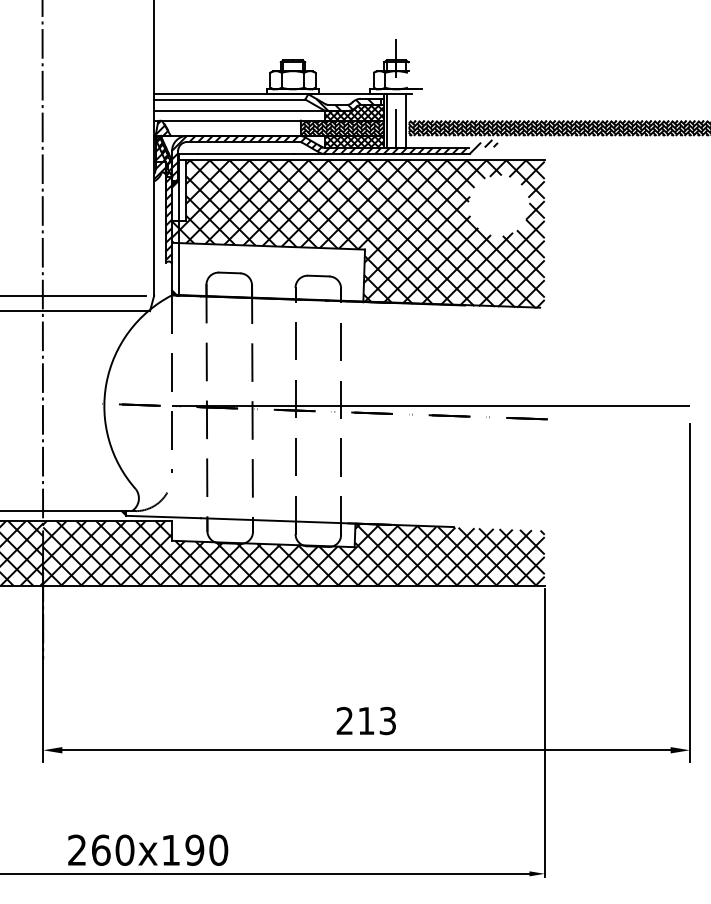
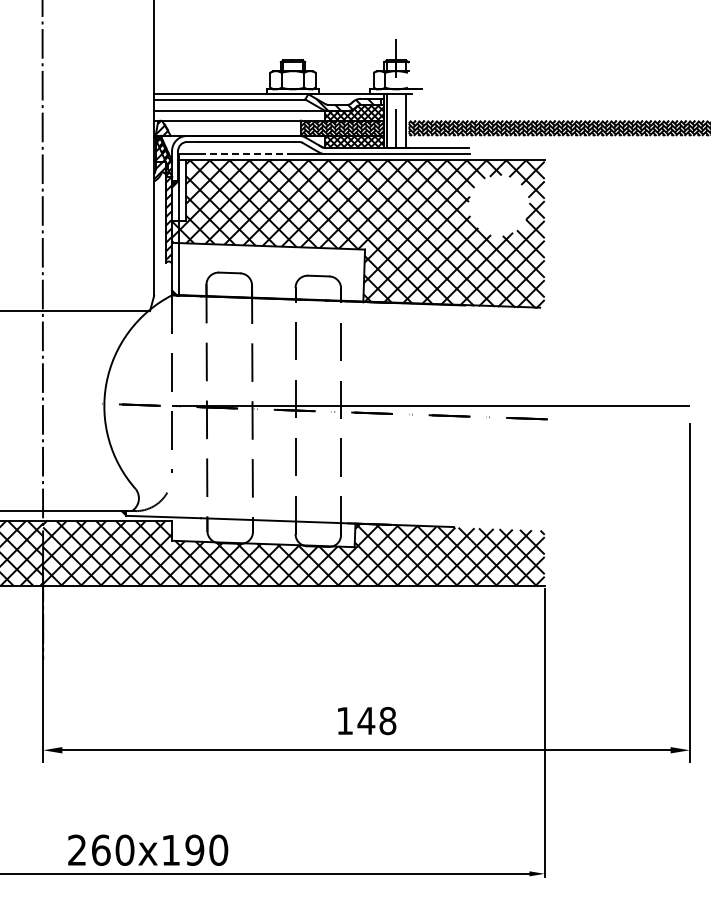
line: solid -> dashed (245, 154)
hatch: present -> none (334, 158)
line: present -> none (74, 295)
text: 213 -> 148 (366, 720)
